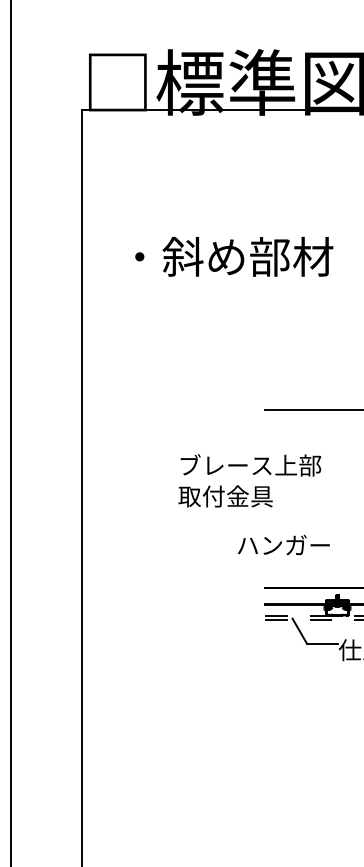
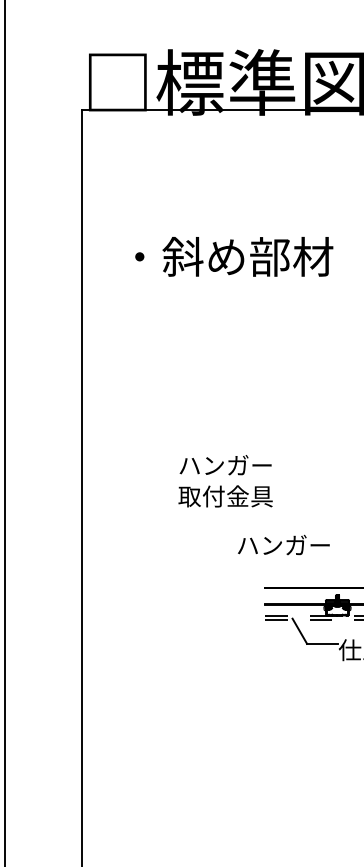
line: present -> none (312, 410)
line position: (10, 432) -> (4, 432) (4, 432)
text: ブレース上部 -> ハンガー (250, 465)
